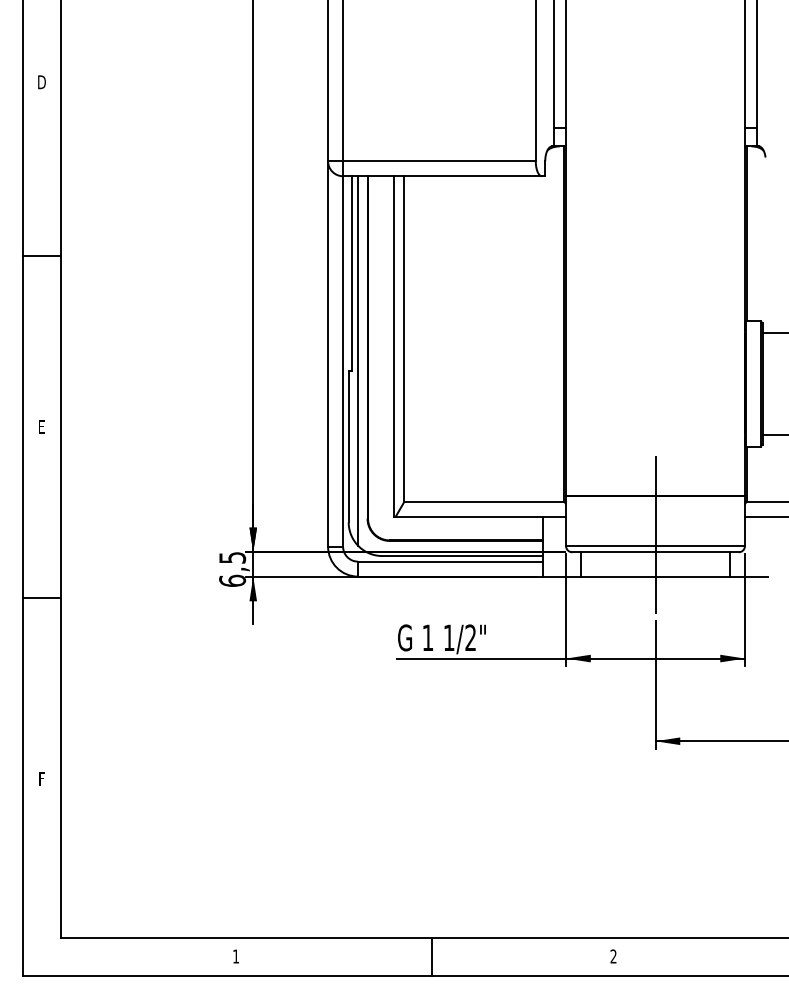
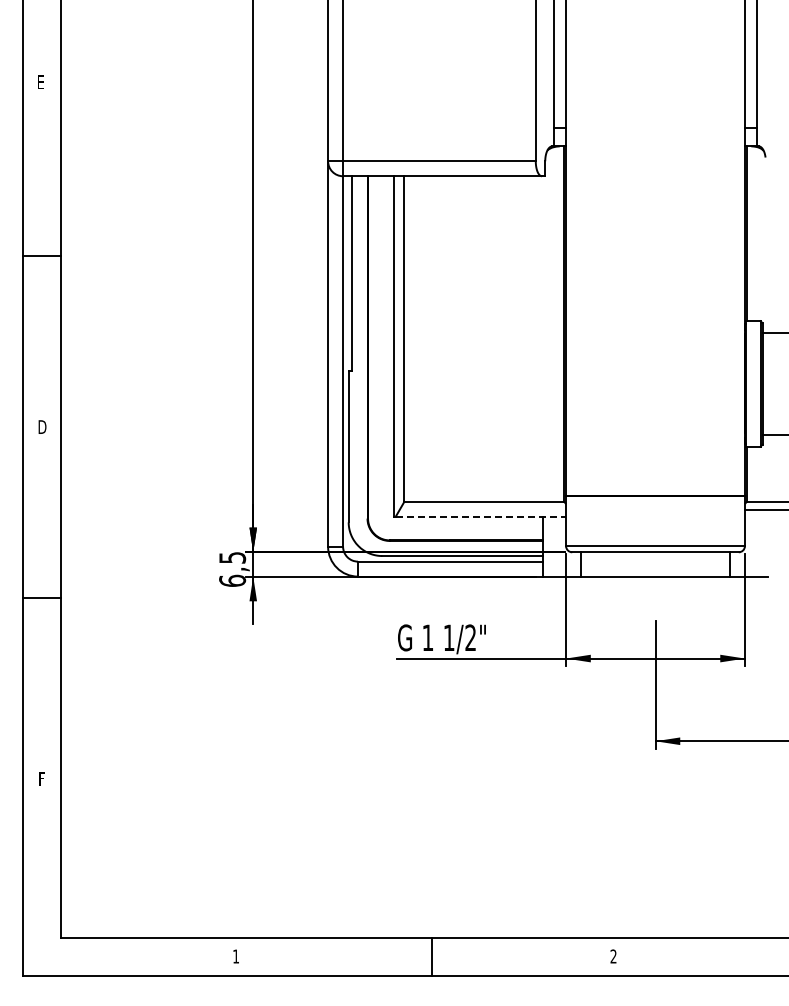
text: D -> E (41, 82)
line: present -> none (358, 360)
text: E -> D (42, 426)
line: solid -> dashed (481, 516)
line position: (764, 516) -> (764, 509) (764, 509)
line: present -> none (655, 534)
